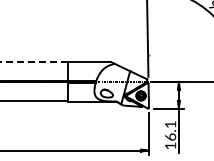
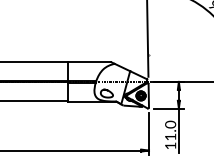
line: dashed -> solid (33, 62)
text: 16.1 -> 11.0 (170, 130)
